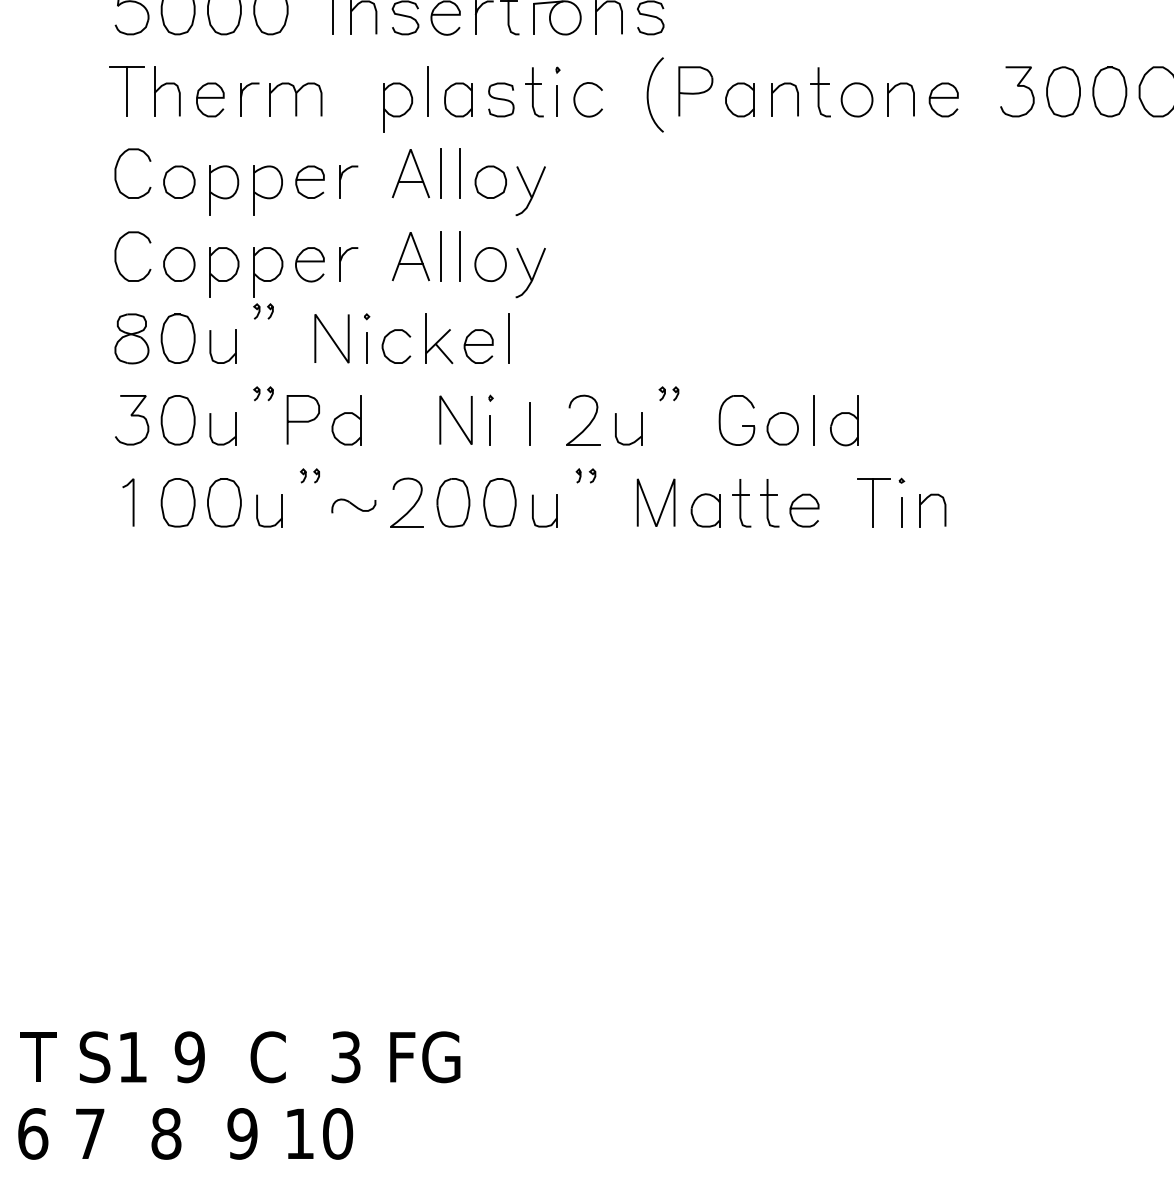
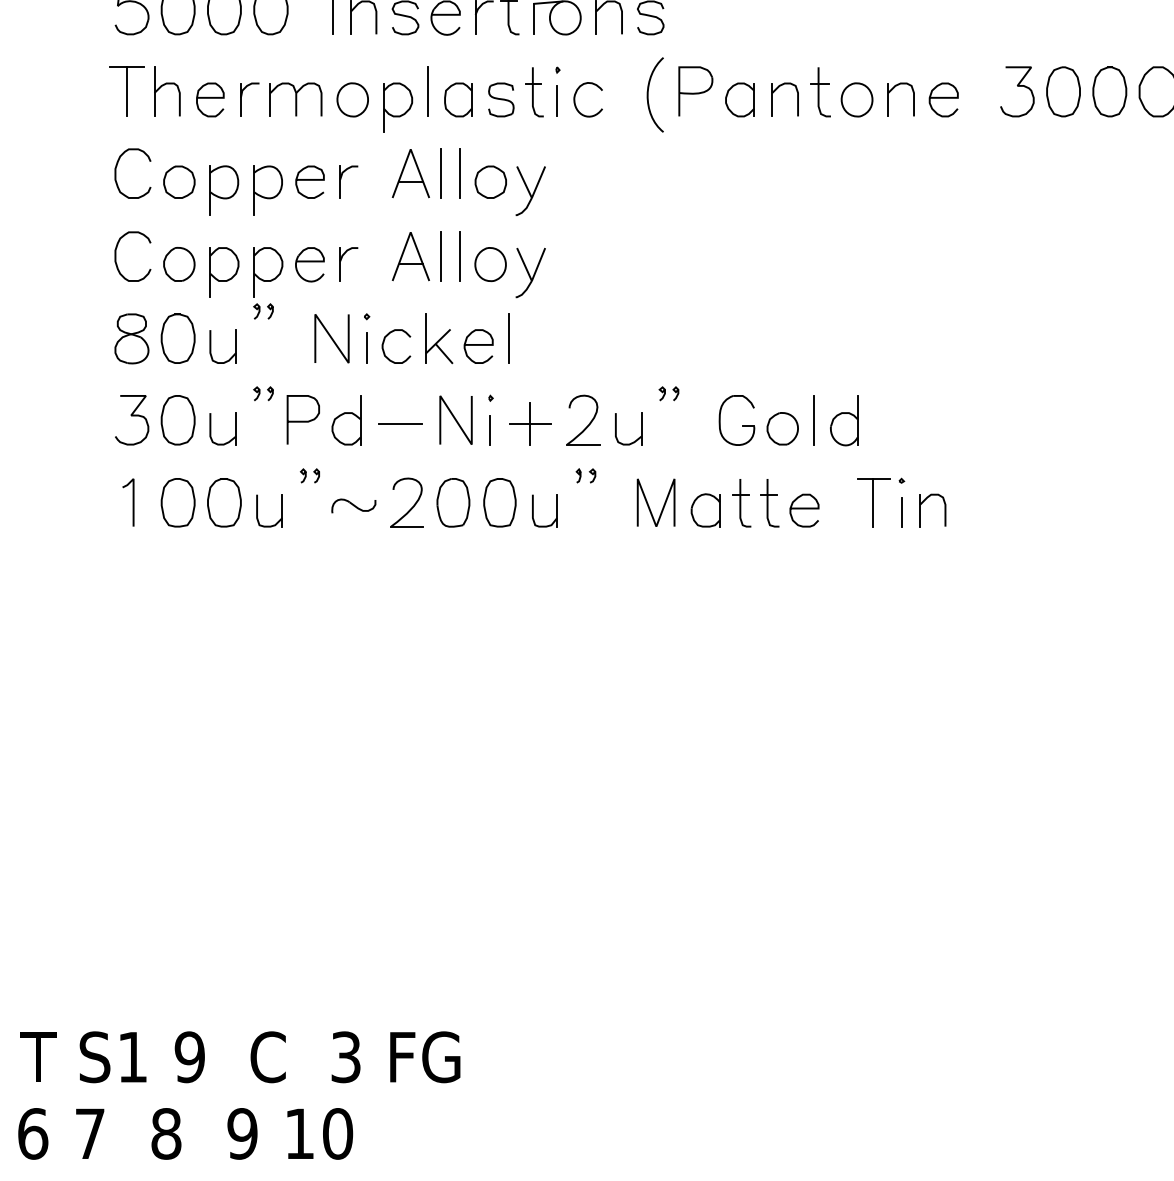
part: none -> present (352, 99)
line: none -> present (400, 424)
line: none -> present (530, 424)
